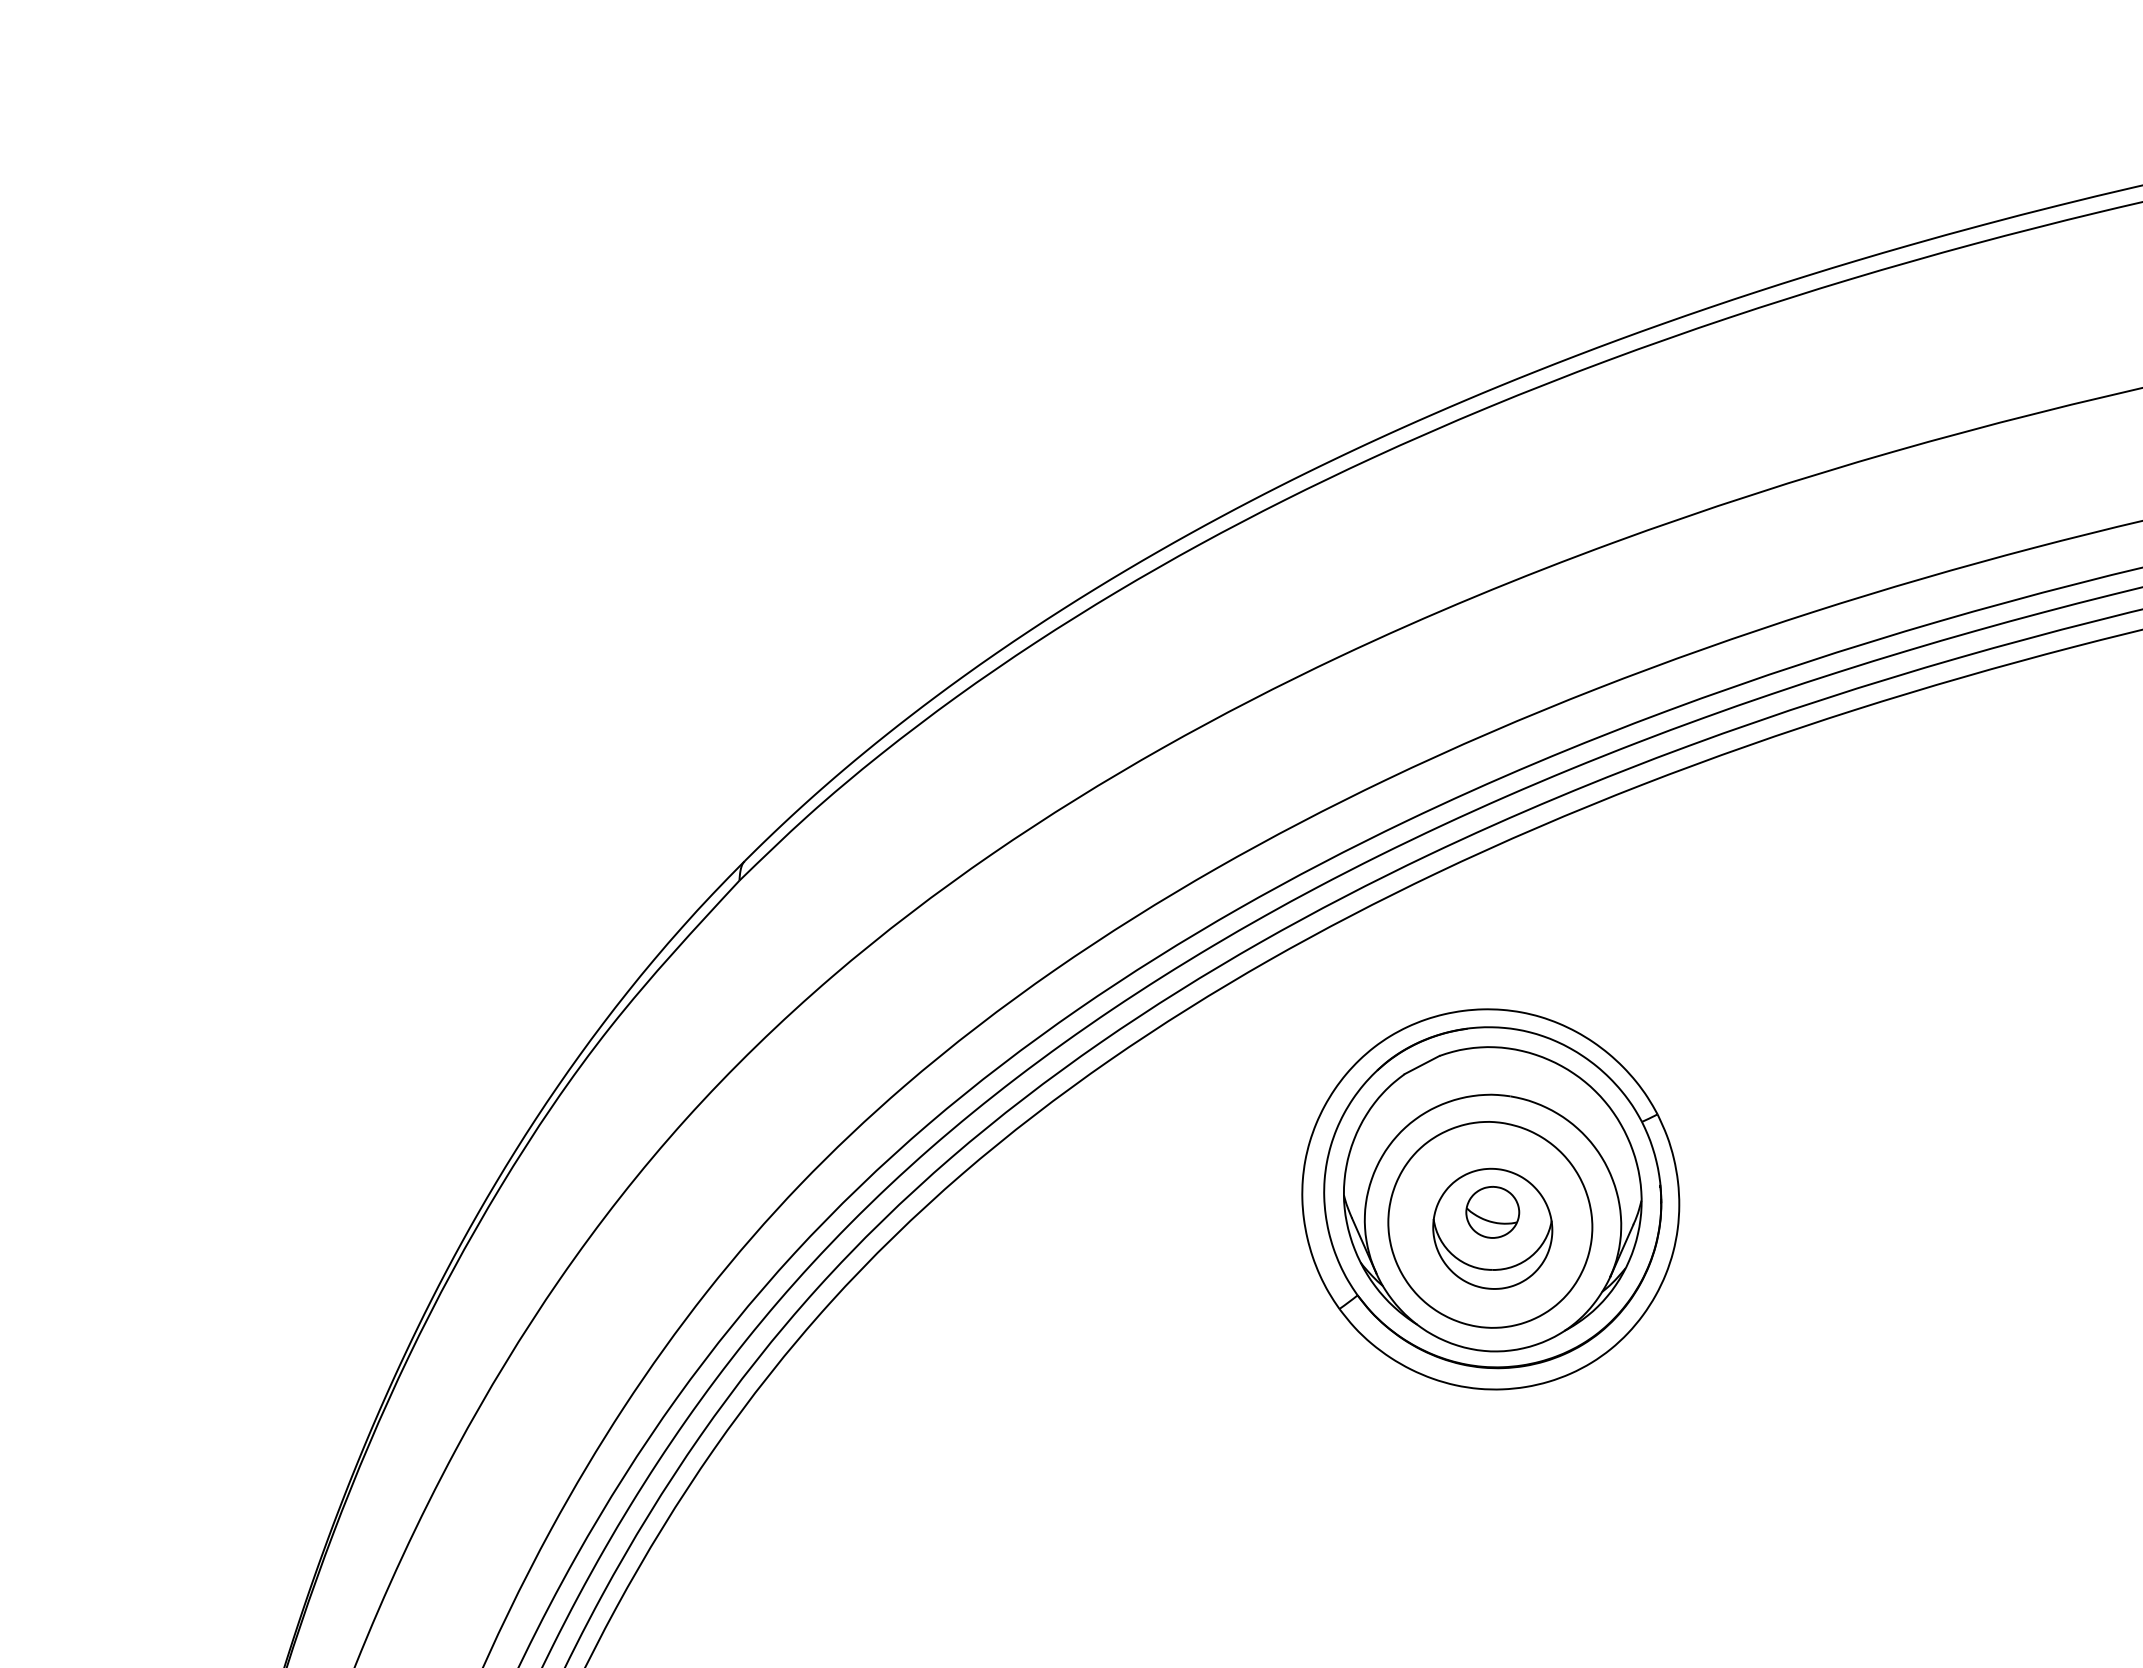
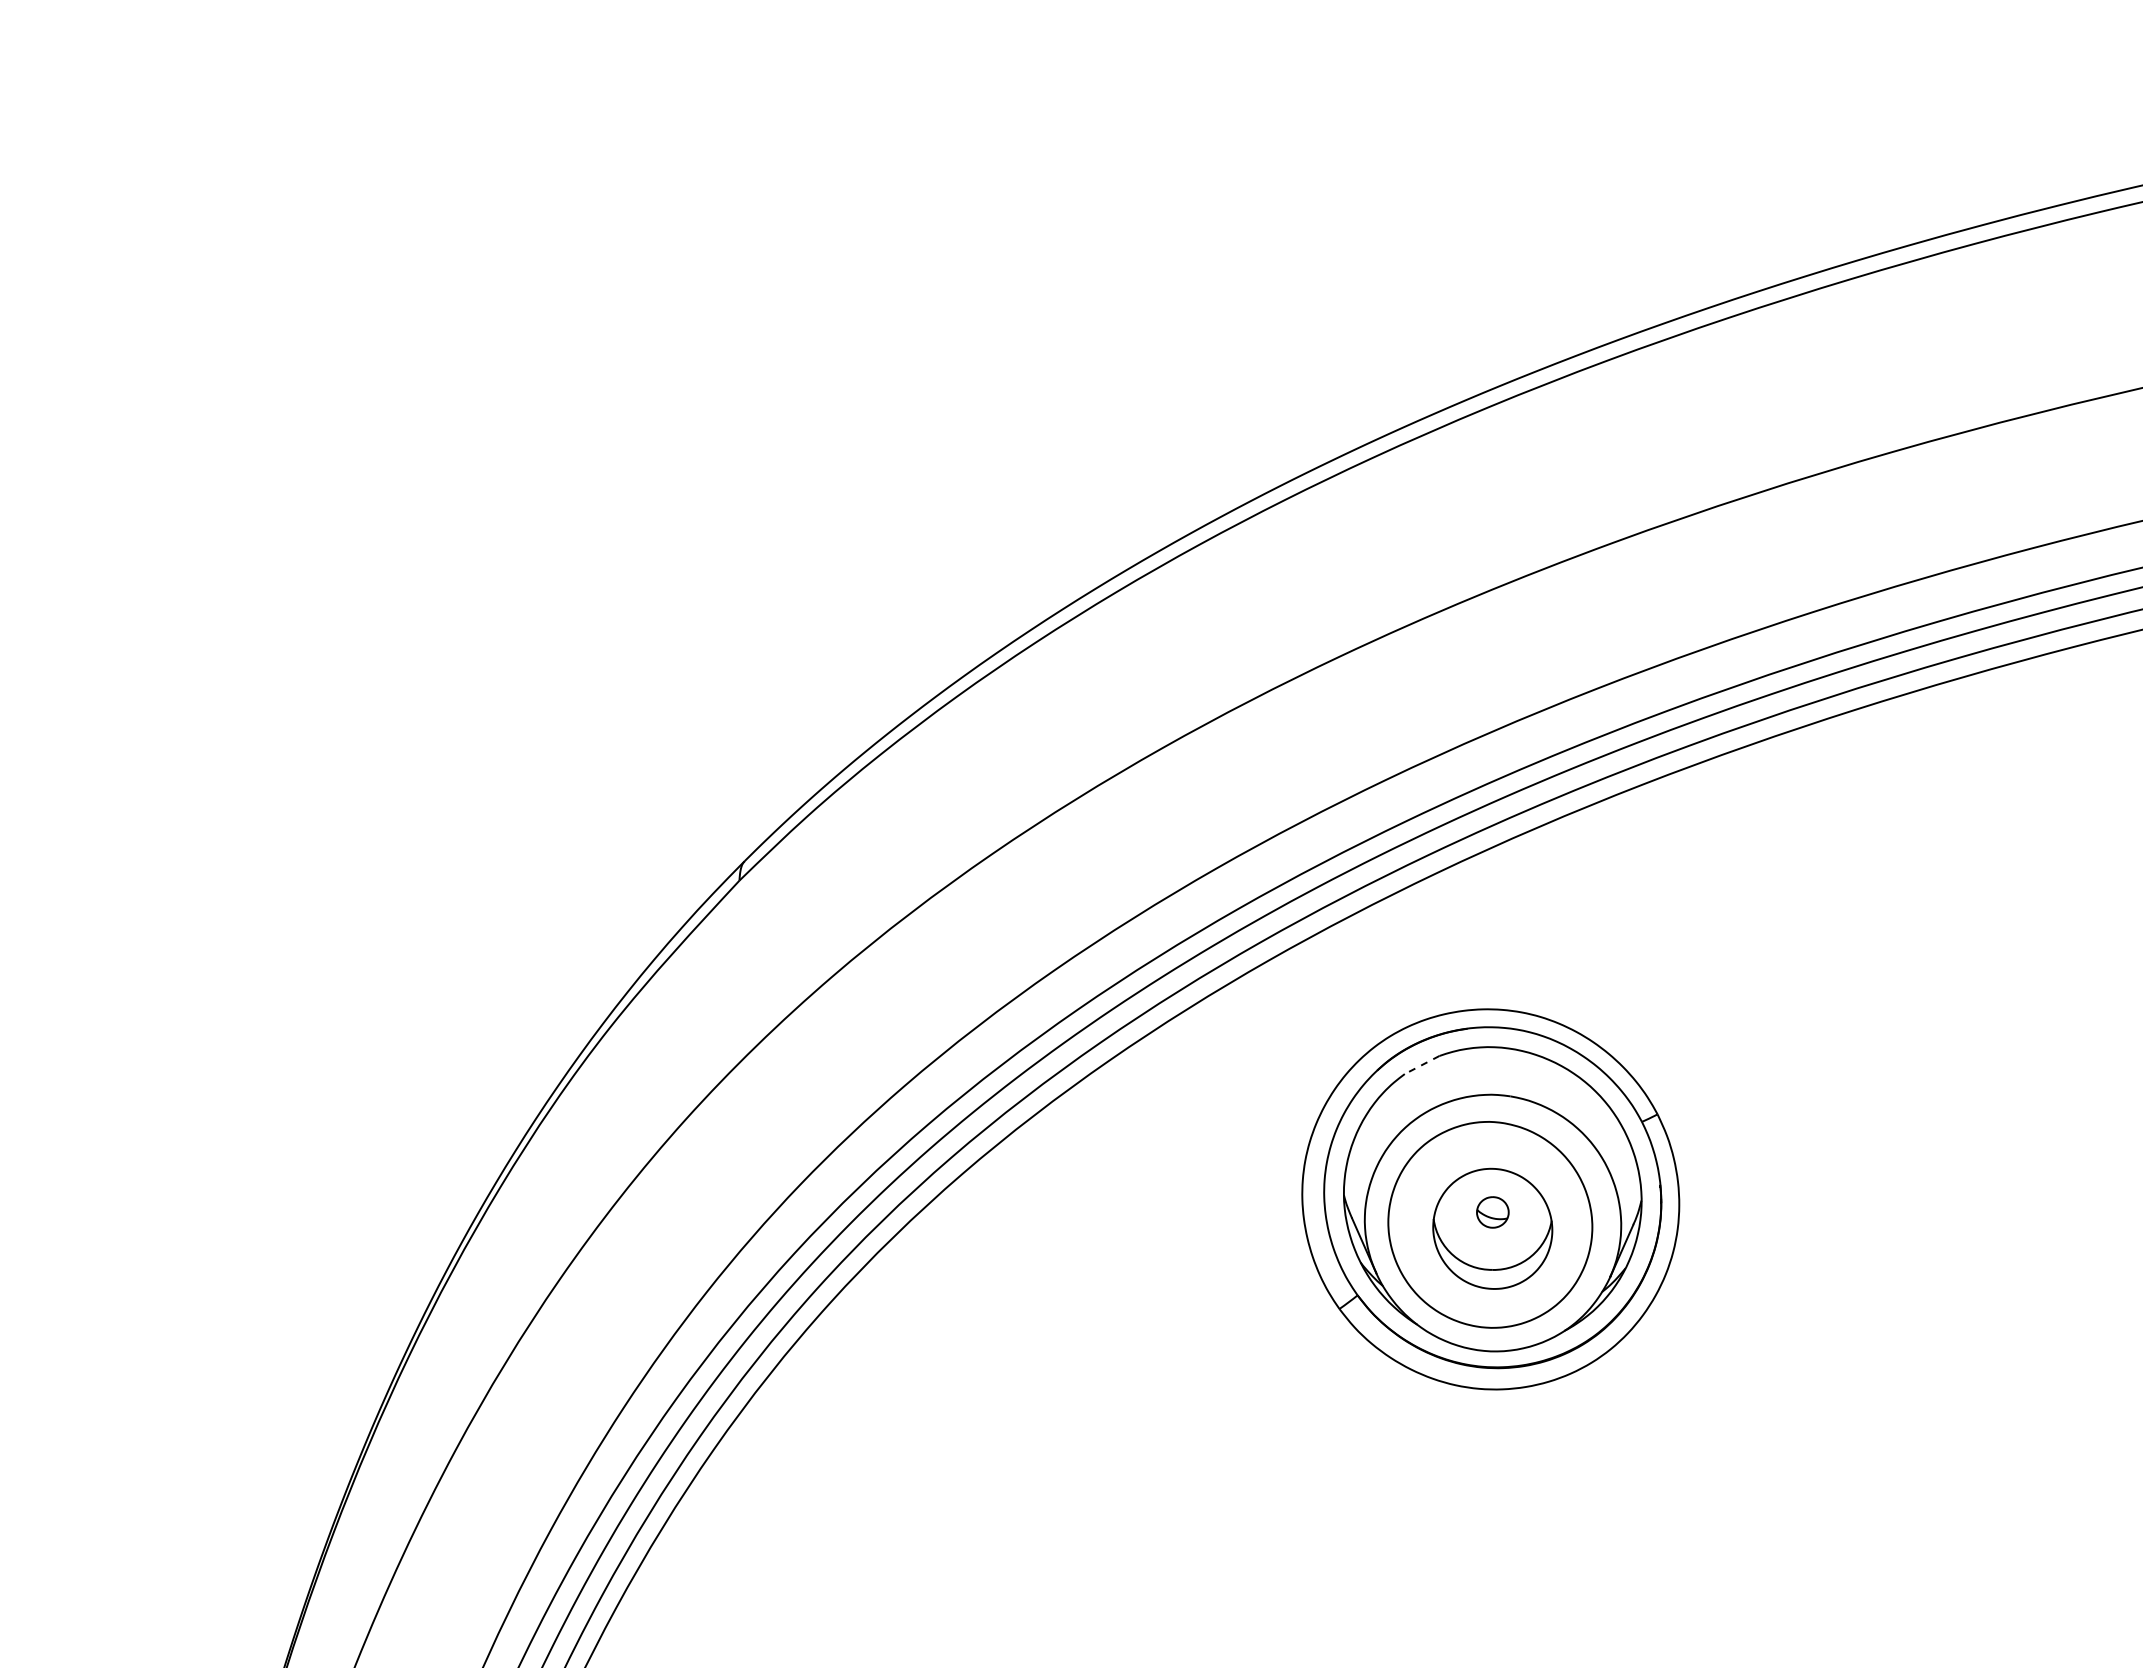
line: solid -> dashed (1422, 1065)
part size: 56x53 px -> 34x33 px (1492, 1212)
